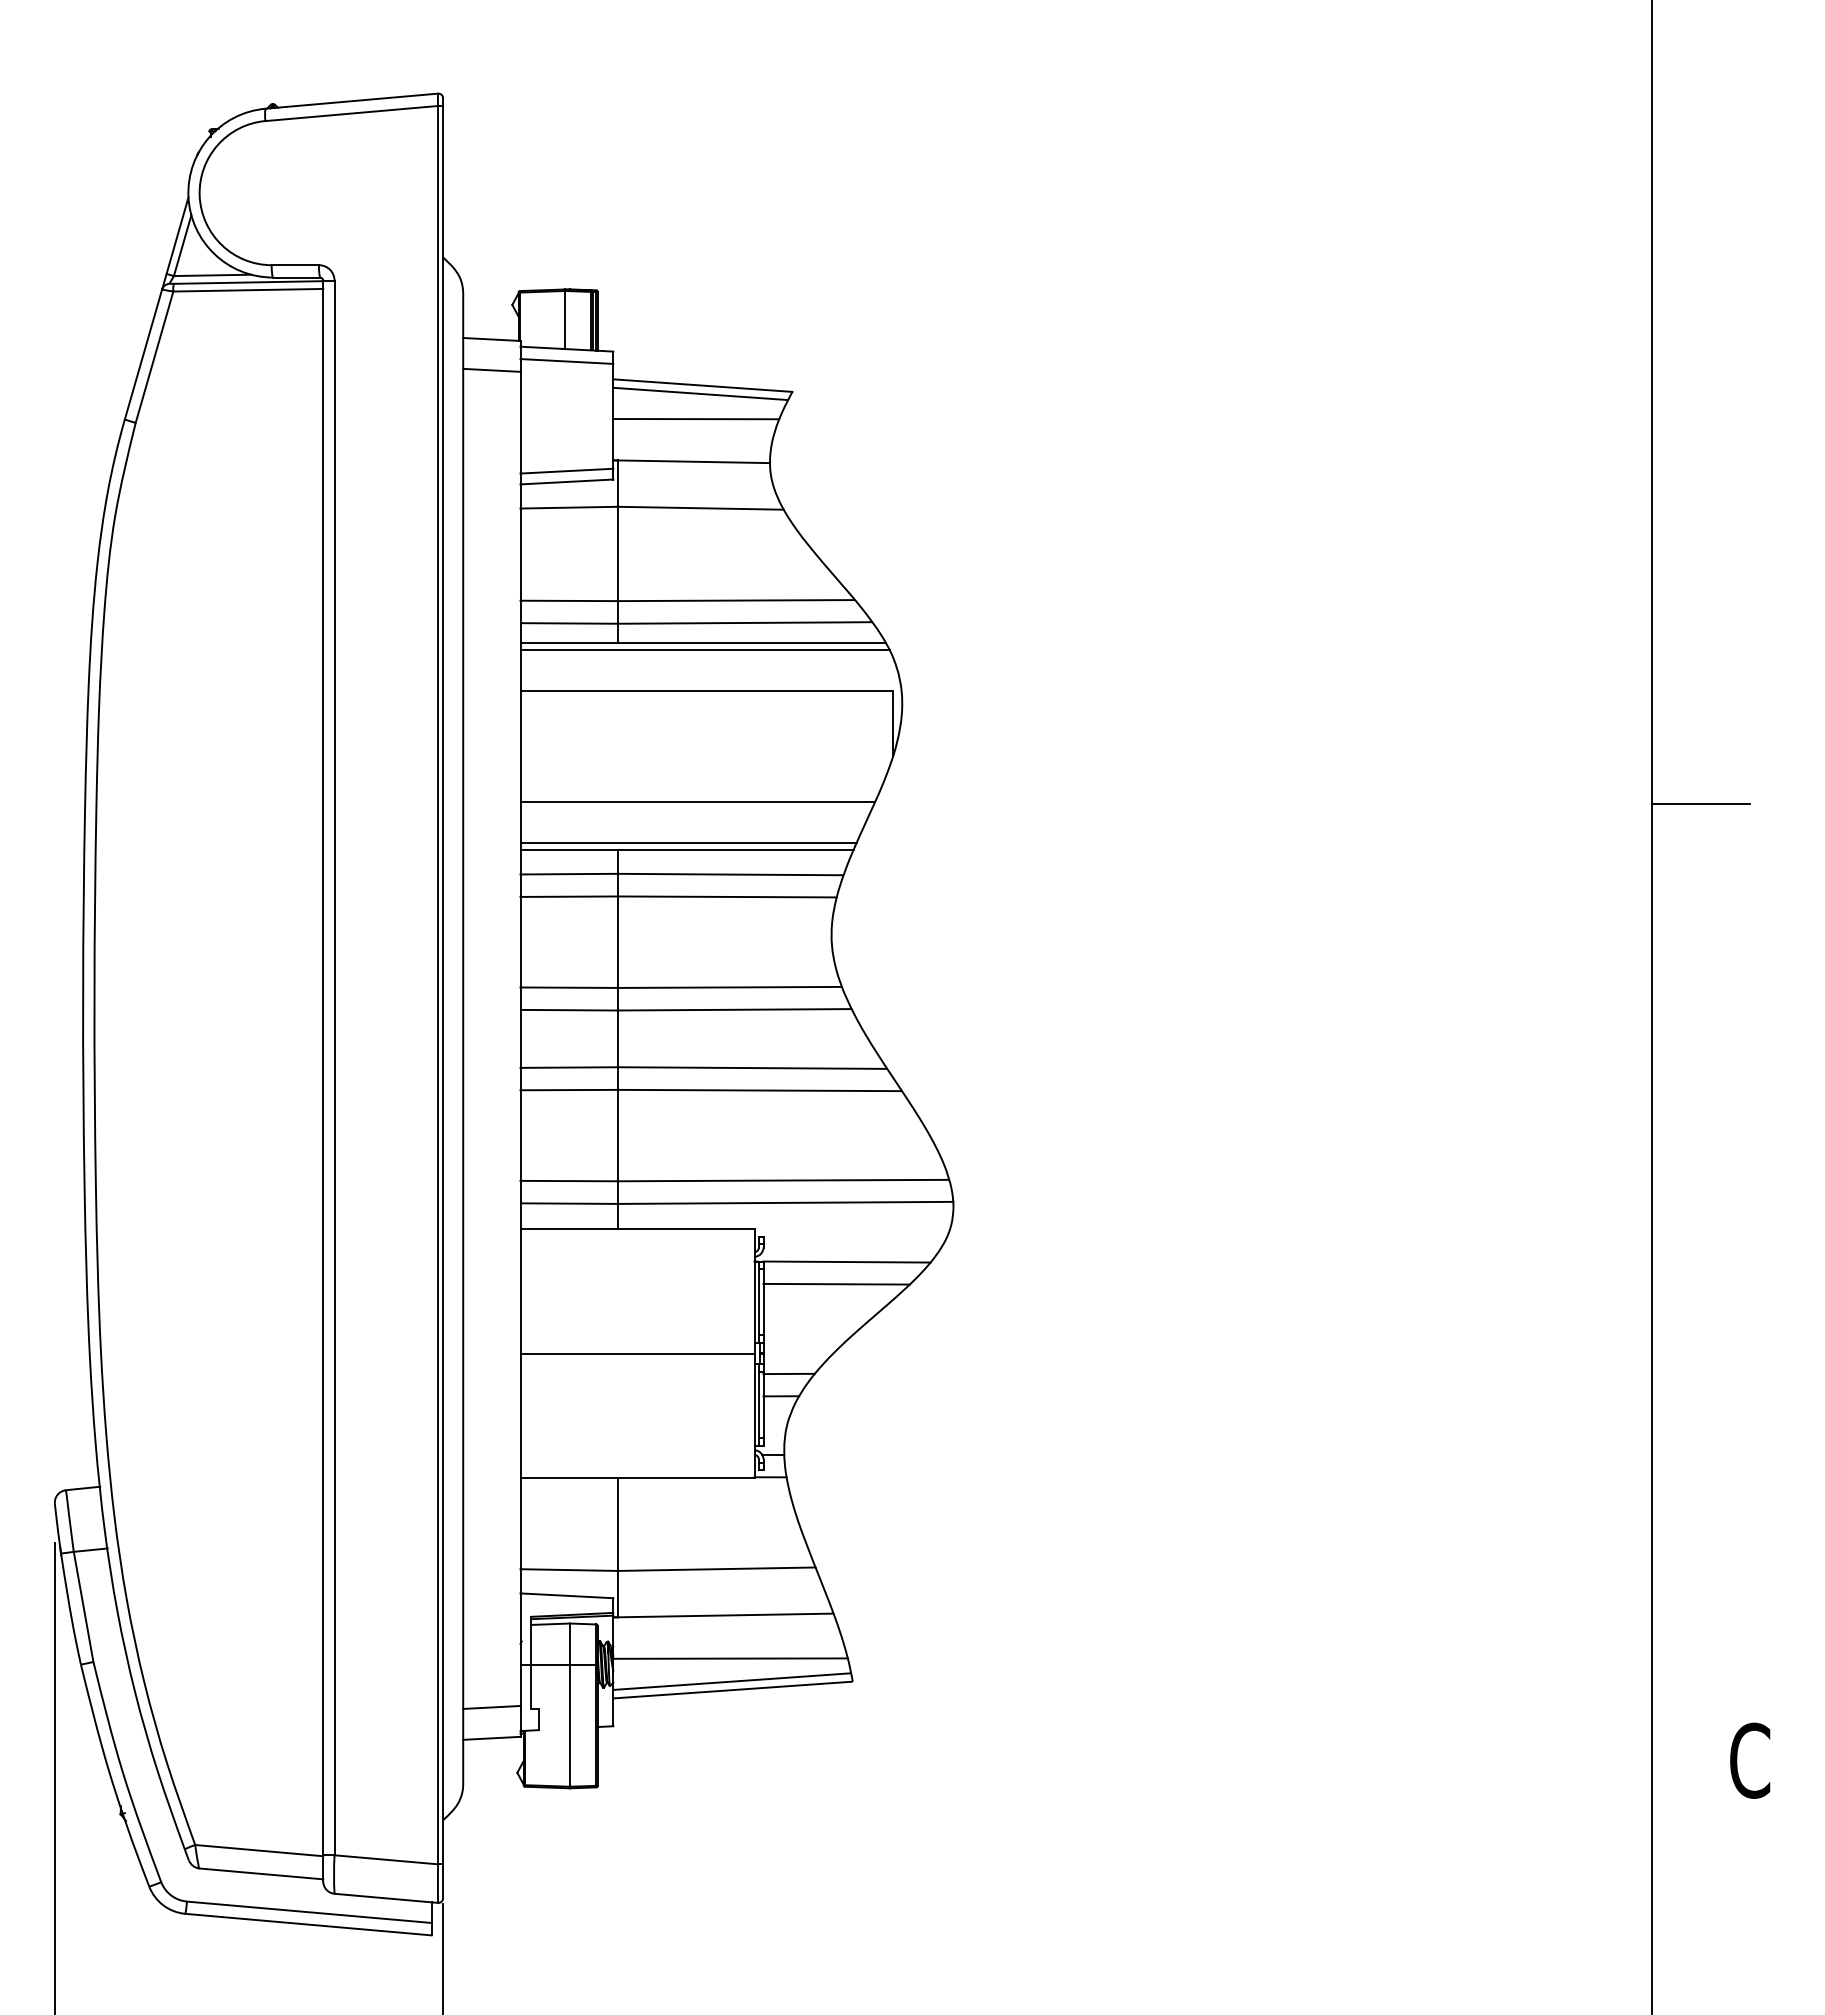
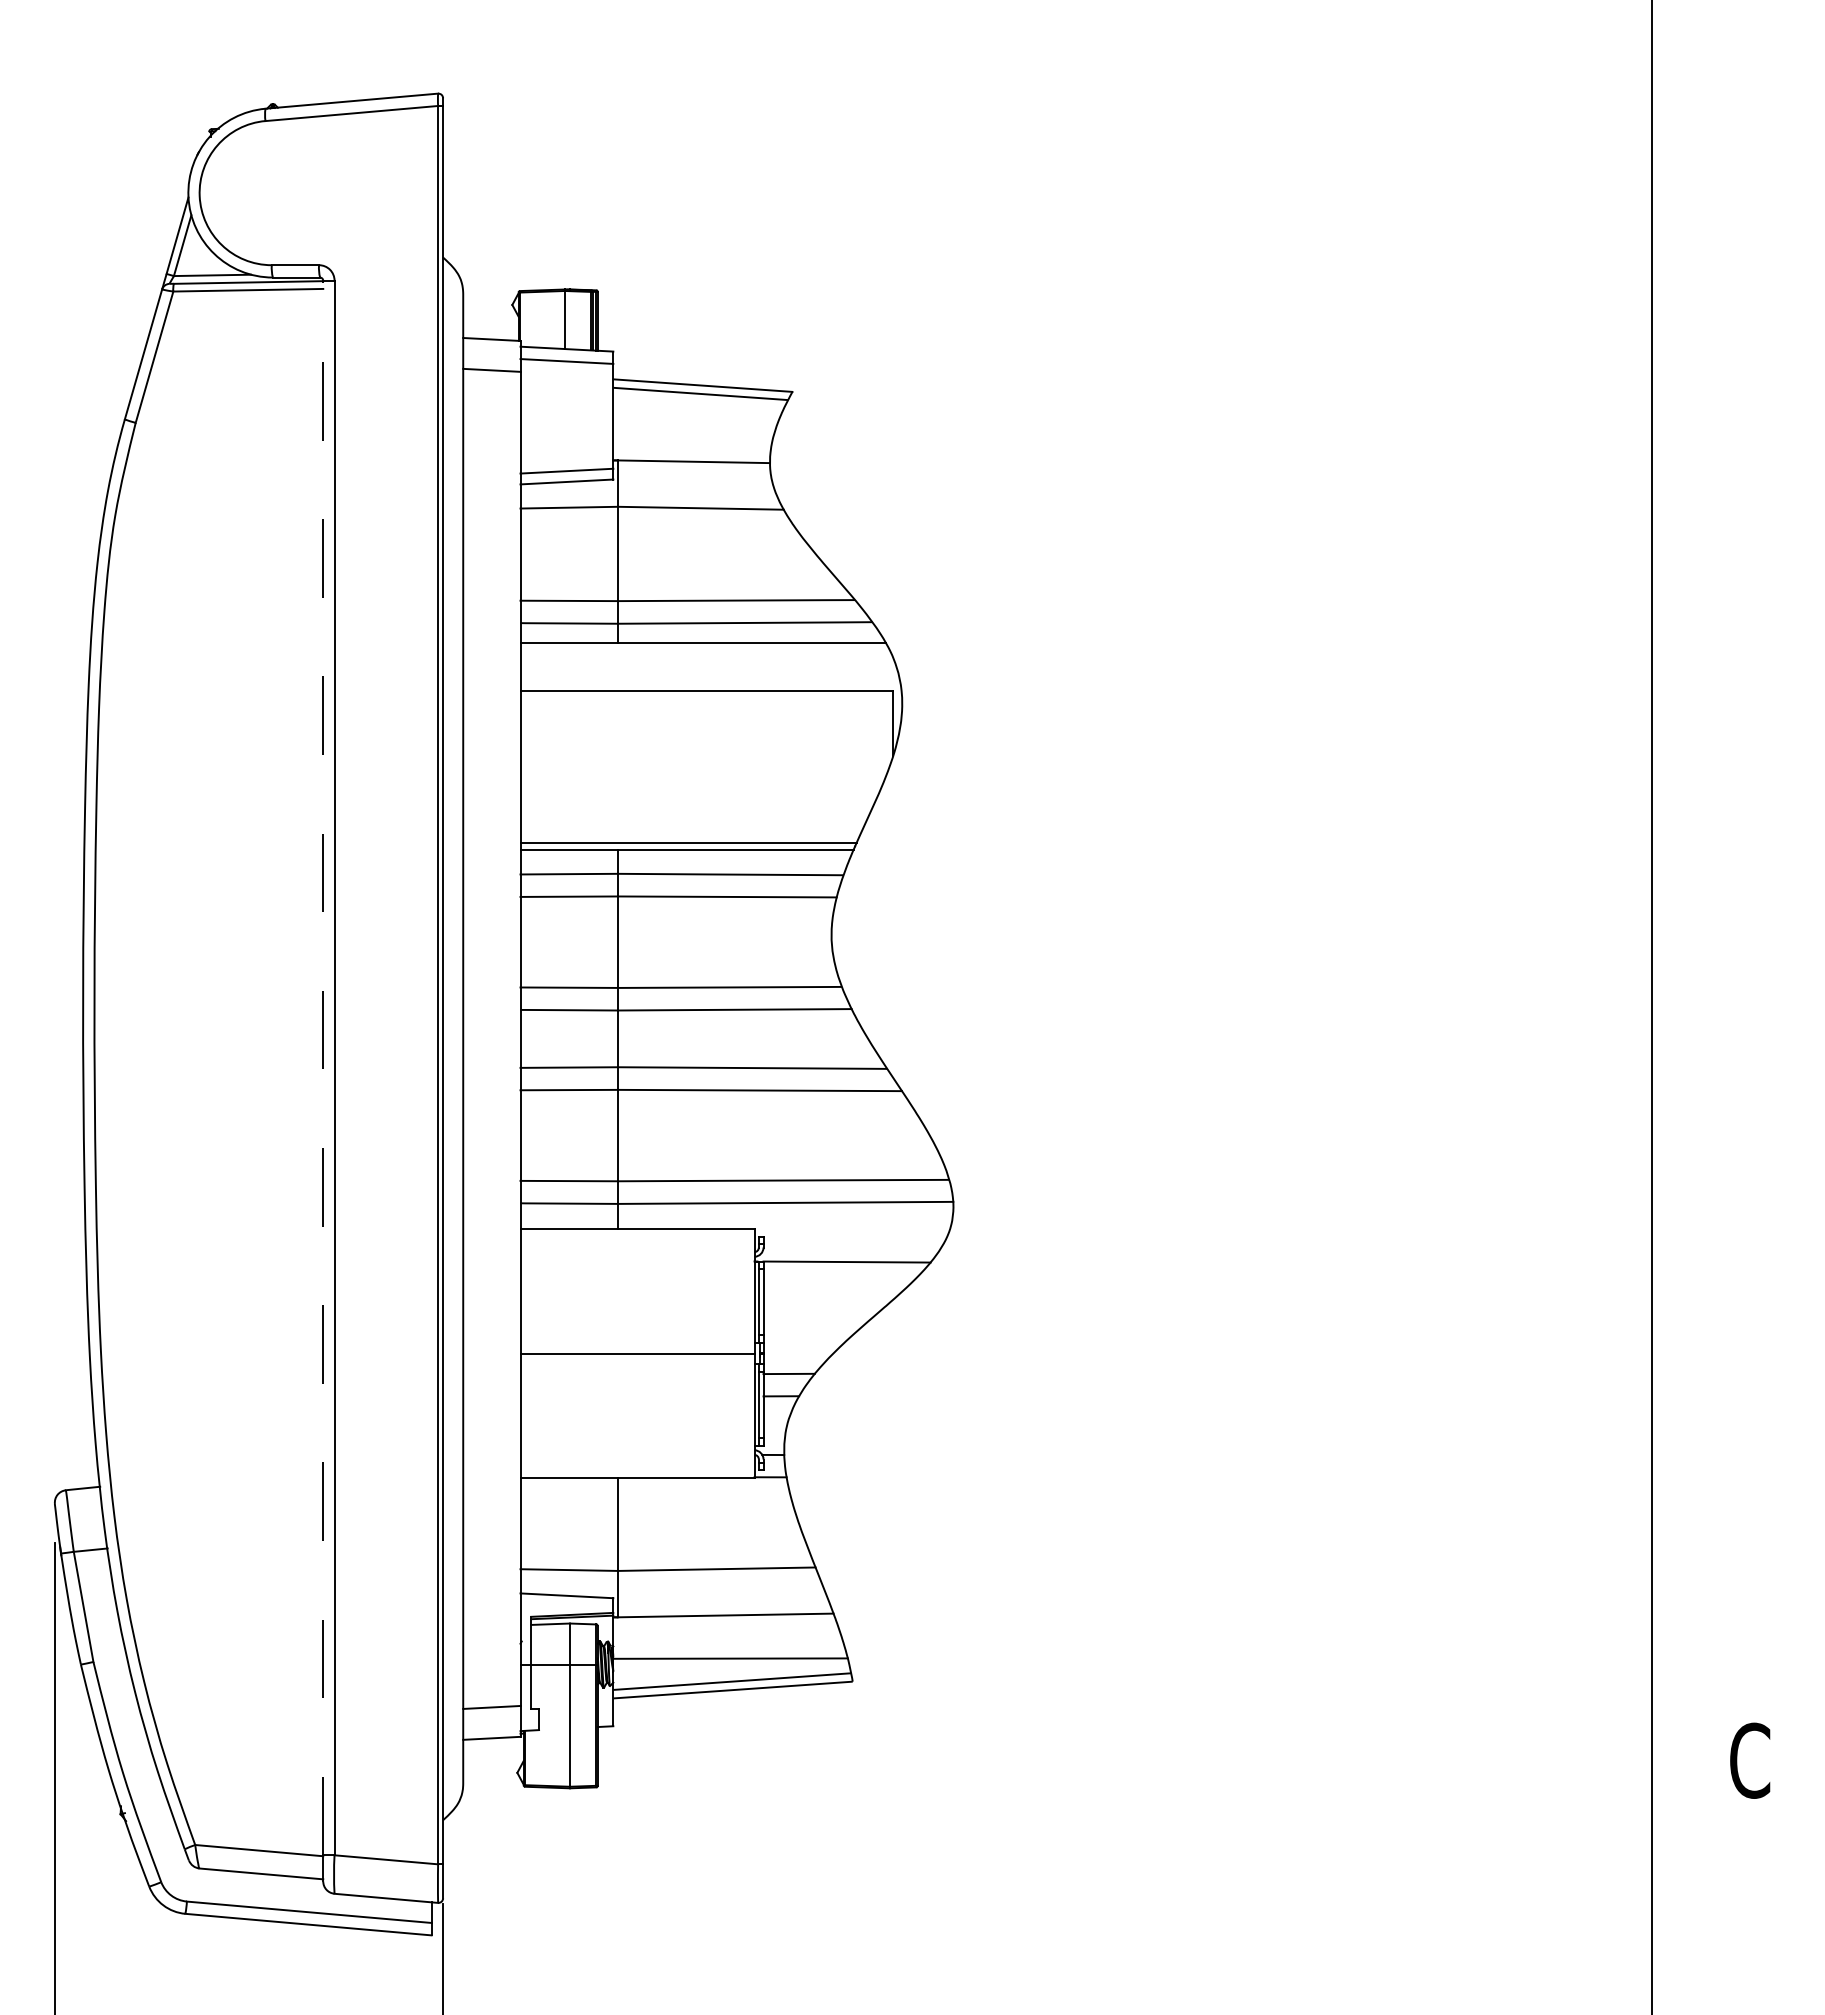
line: present -> none (696, 419)
line: present -> none (704, 650)
line: present -> none (697, 801)
line: present -> none (1700, 804)
line: solid -> dashed (323, 1067)
line: present -> none (836, 1283)
